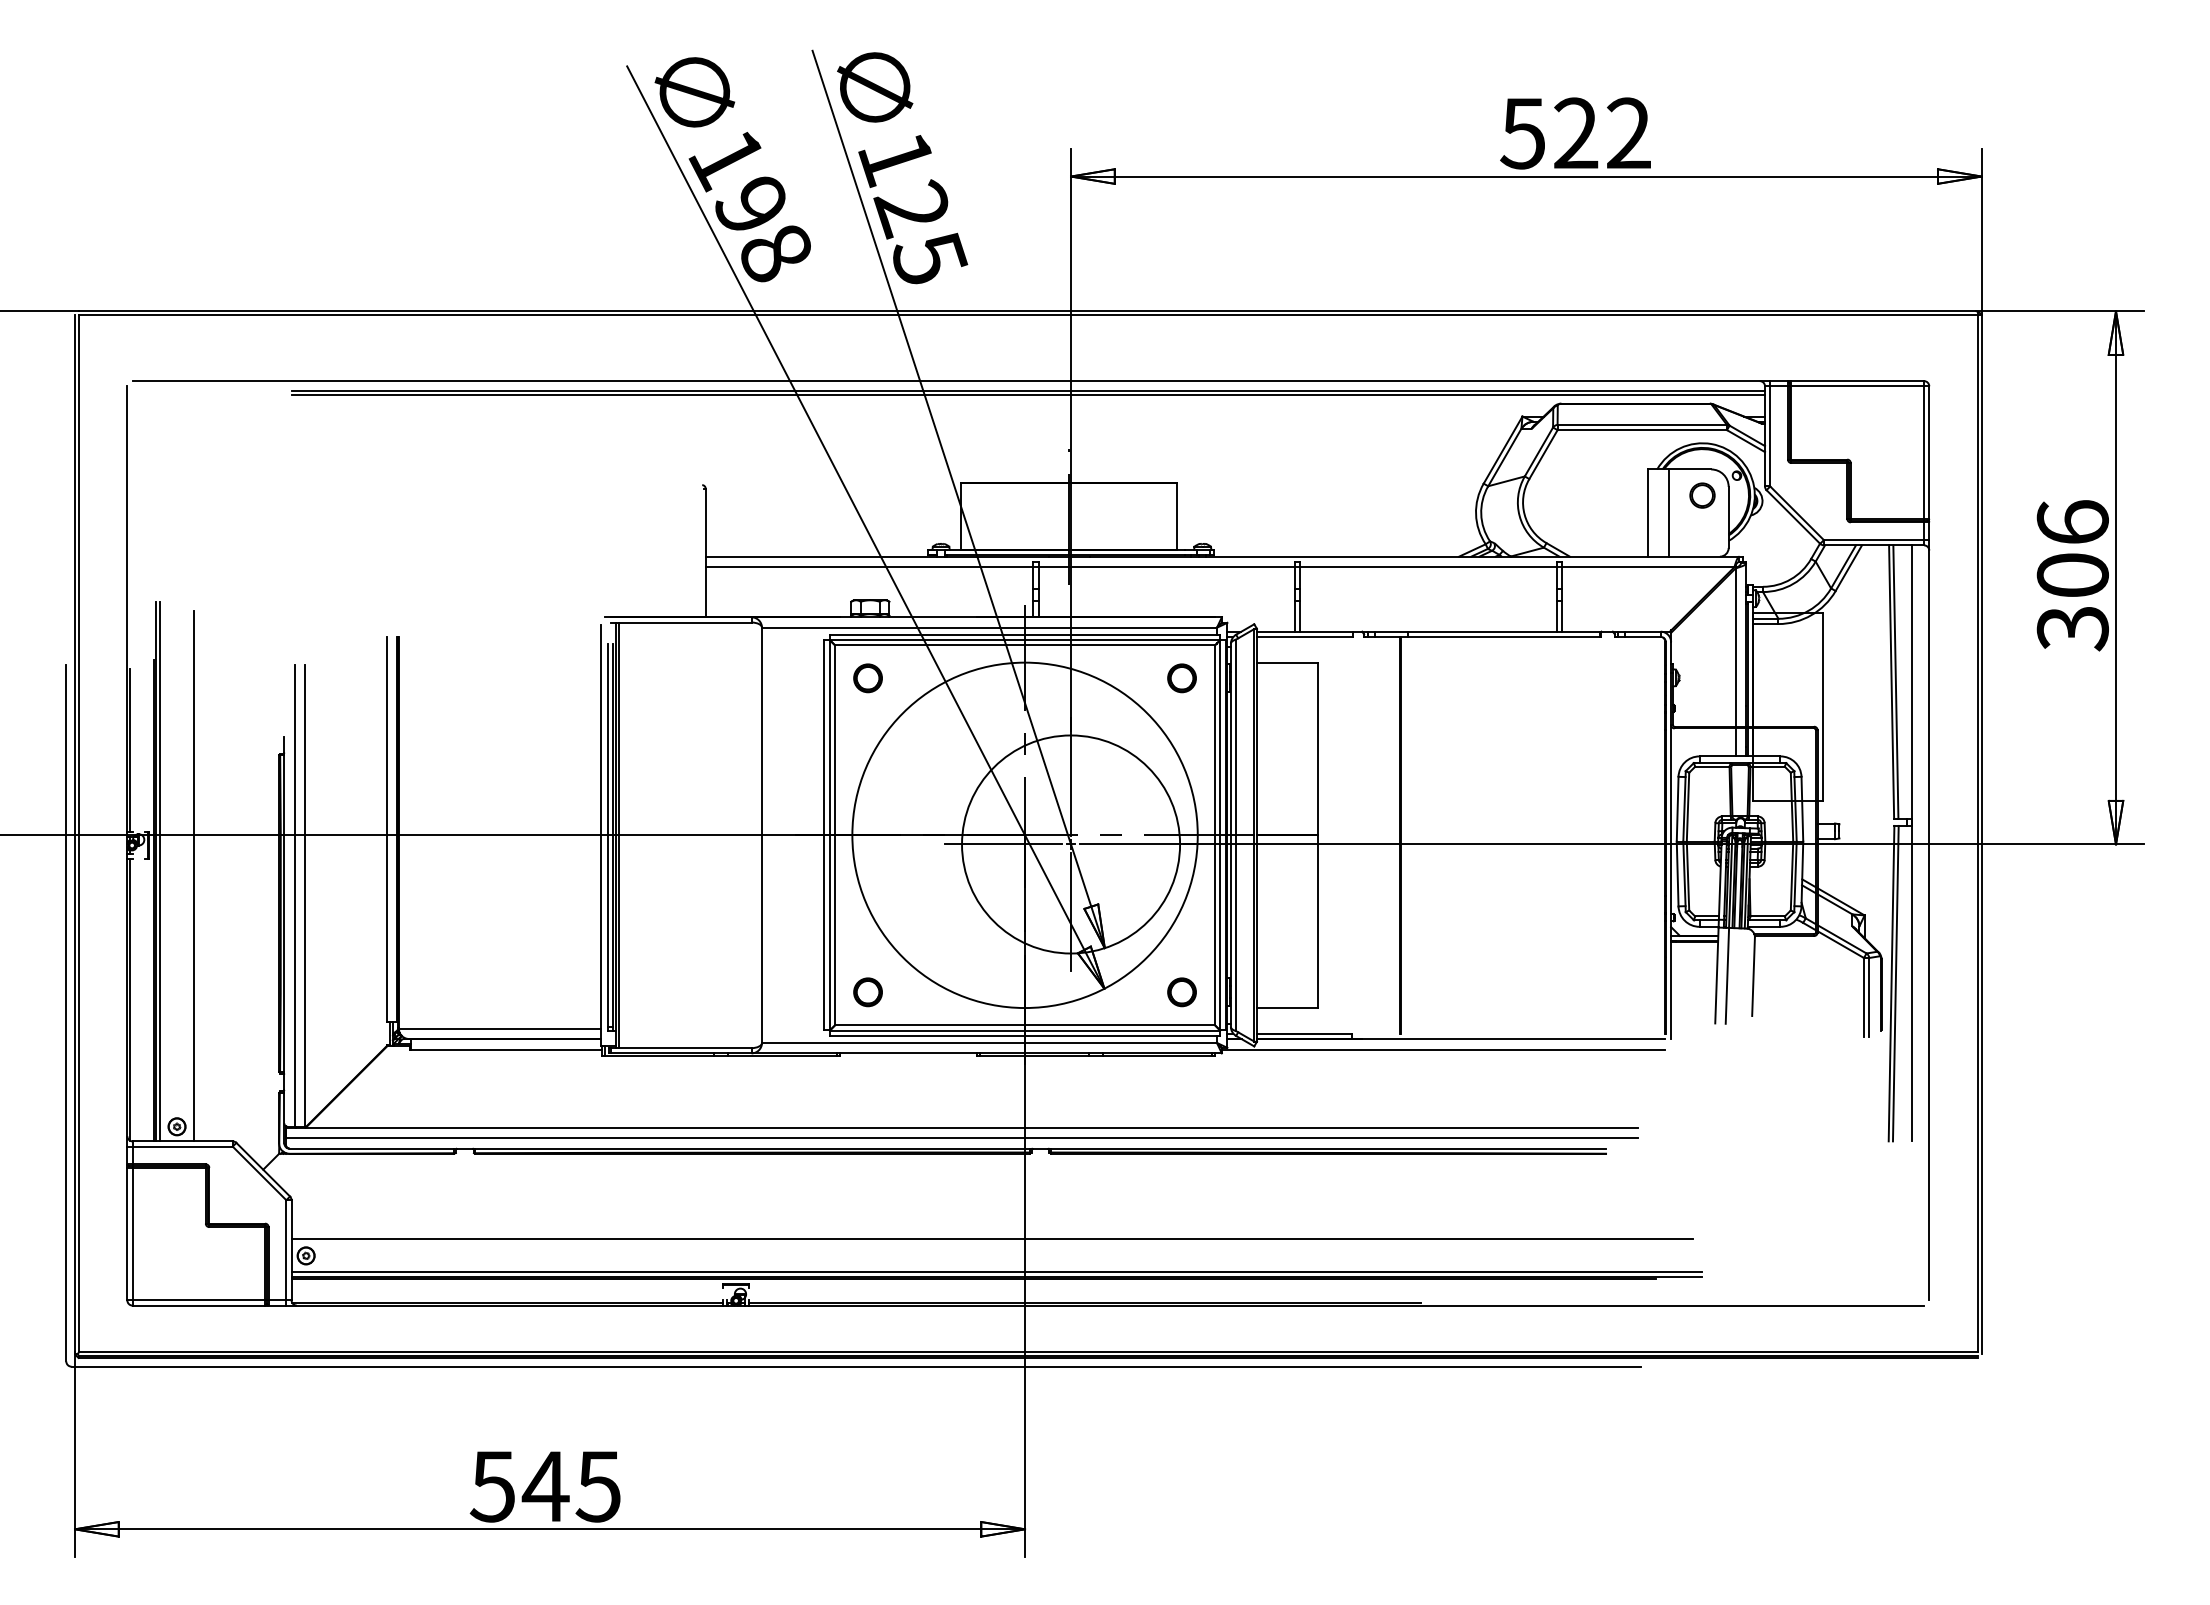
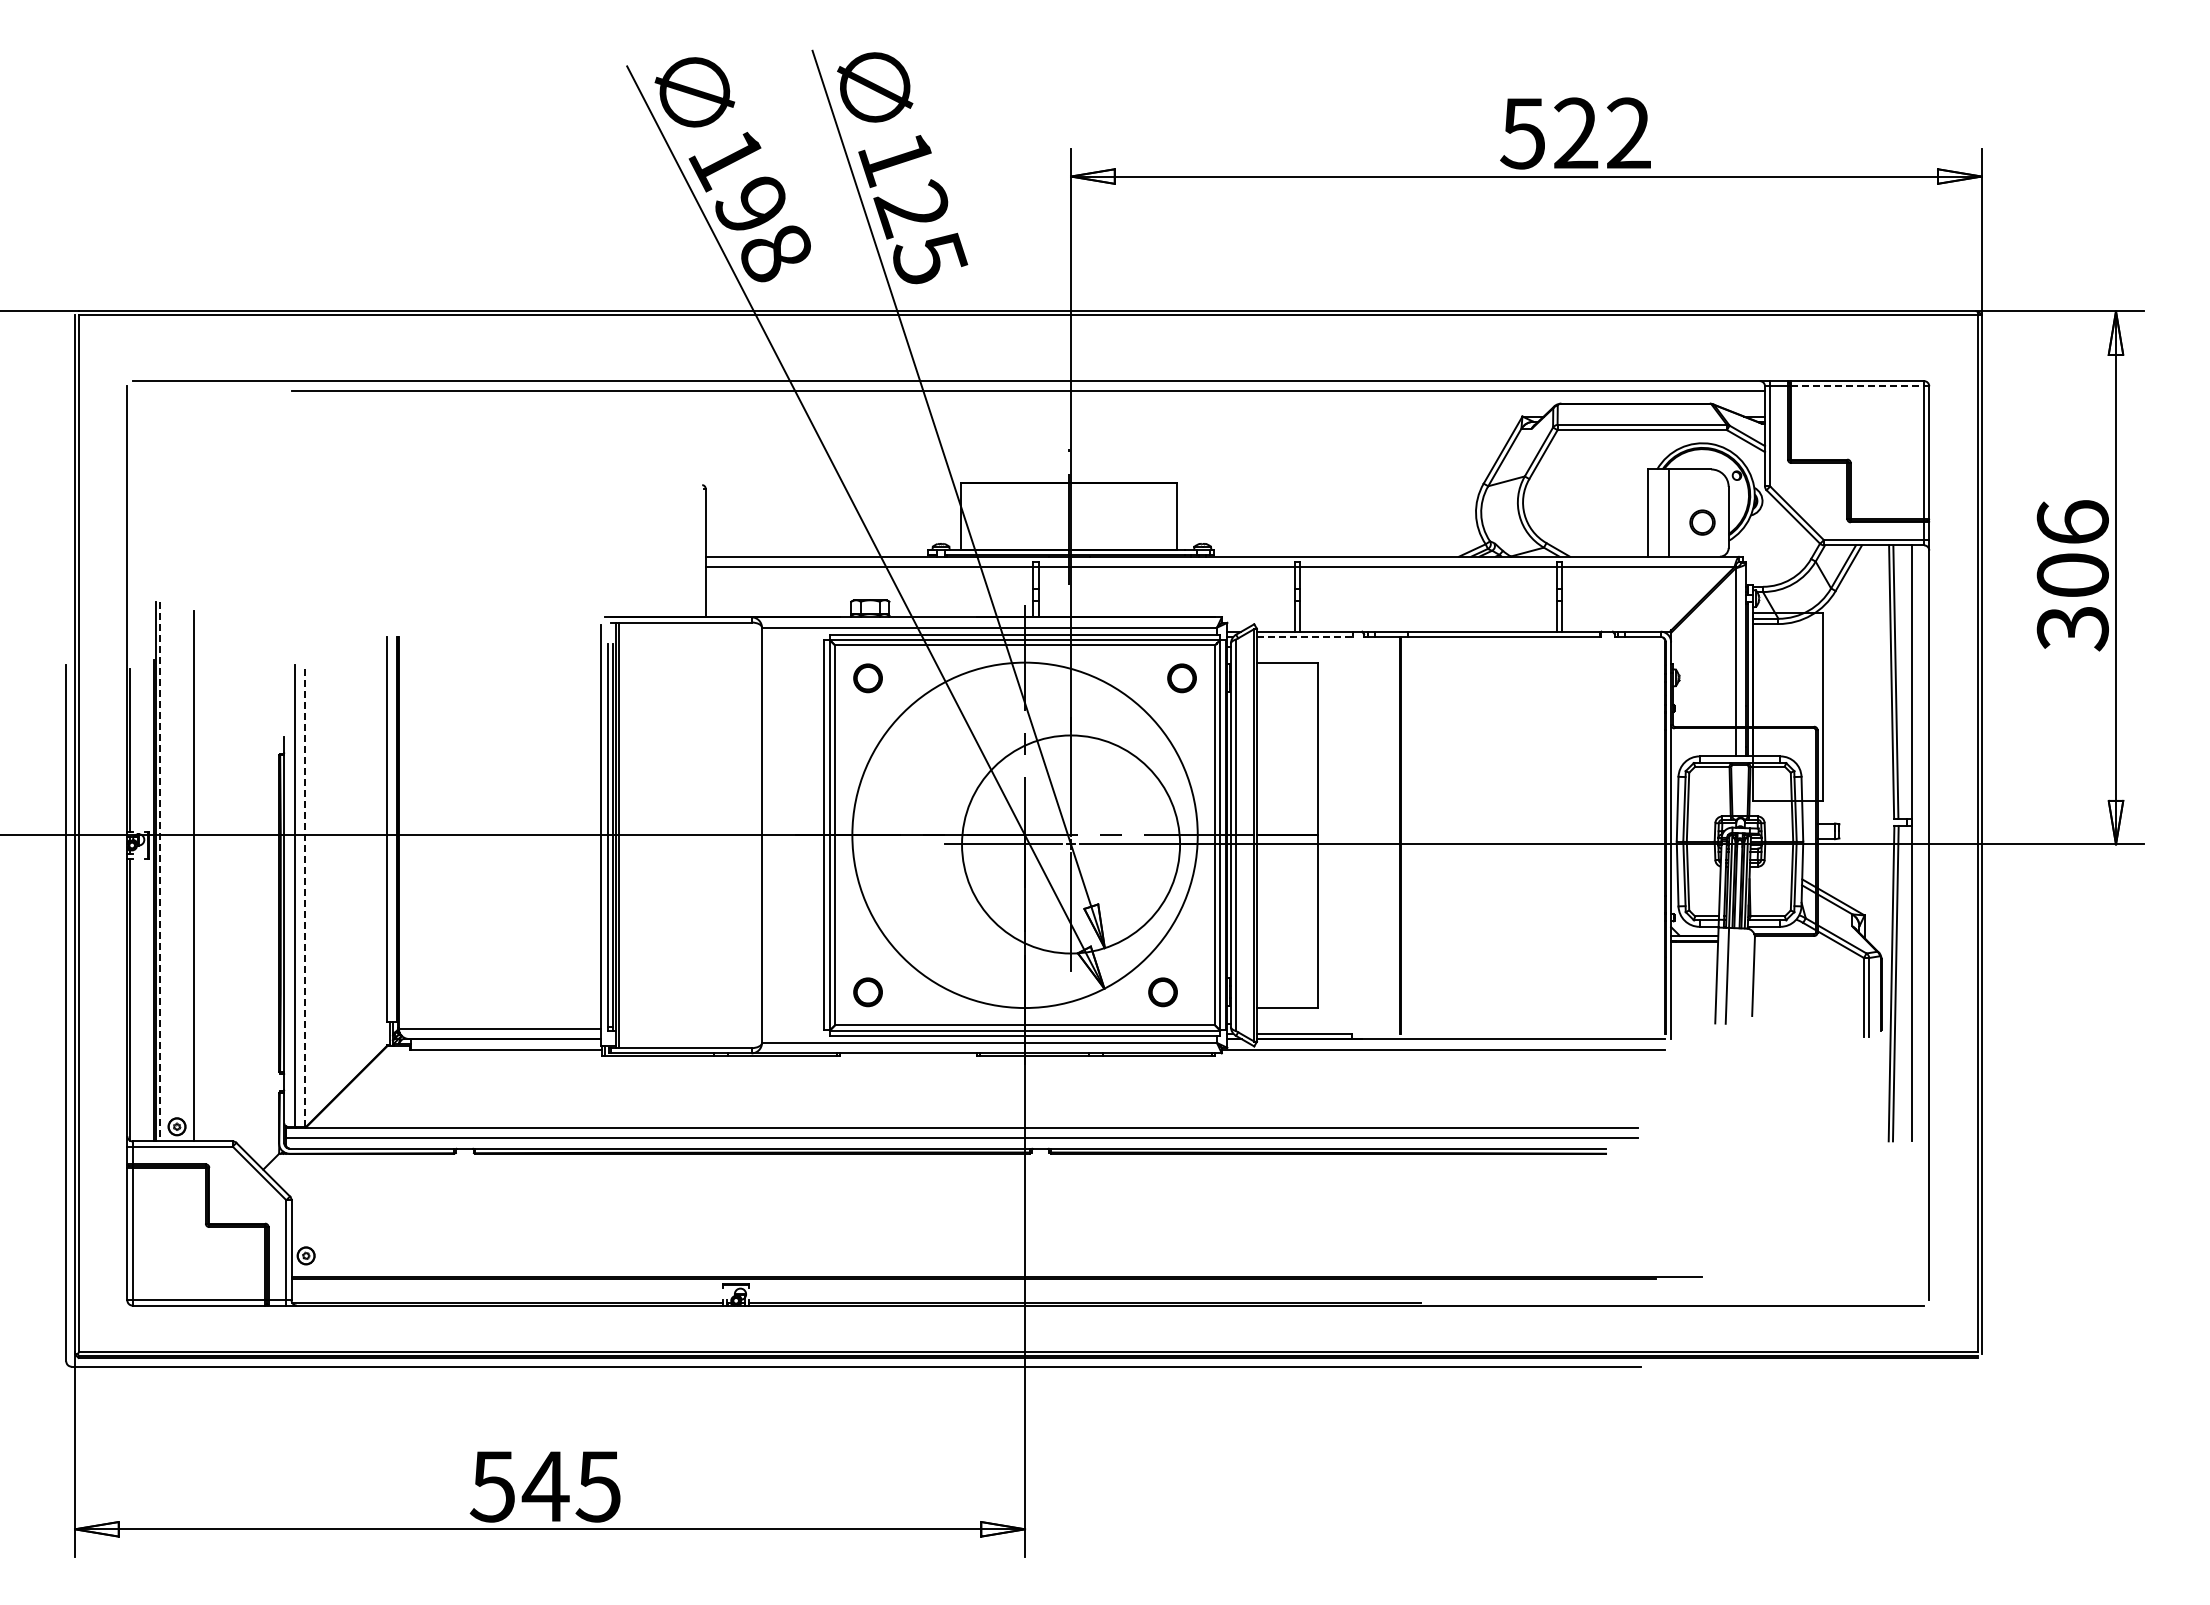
line: solid -> dashed (1858, 386)
line: present -> none (1028, 395)
part position: (1702, 495) -> (1702, 522) (1702, 522)
line: solid -> dashed (1305, 636)
line: solid -> dashed (160, 871)
line: solid -> dashed (305, 895)
part position: (1181, 992) -> (1162, 992) (1162, 992)
line: present -> none (991, 1239)
line: present -> none (996, 1272)
